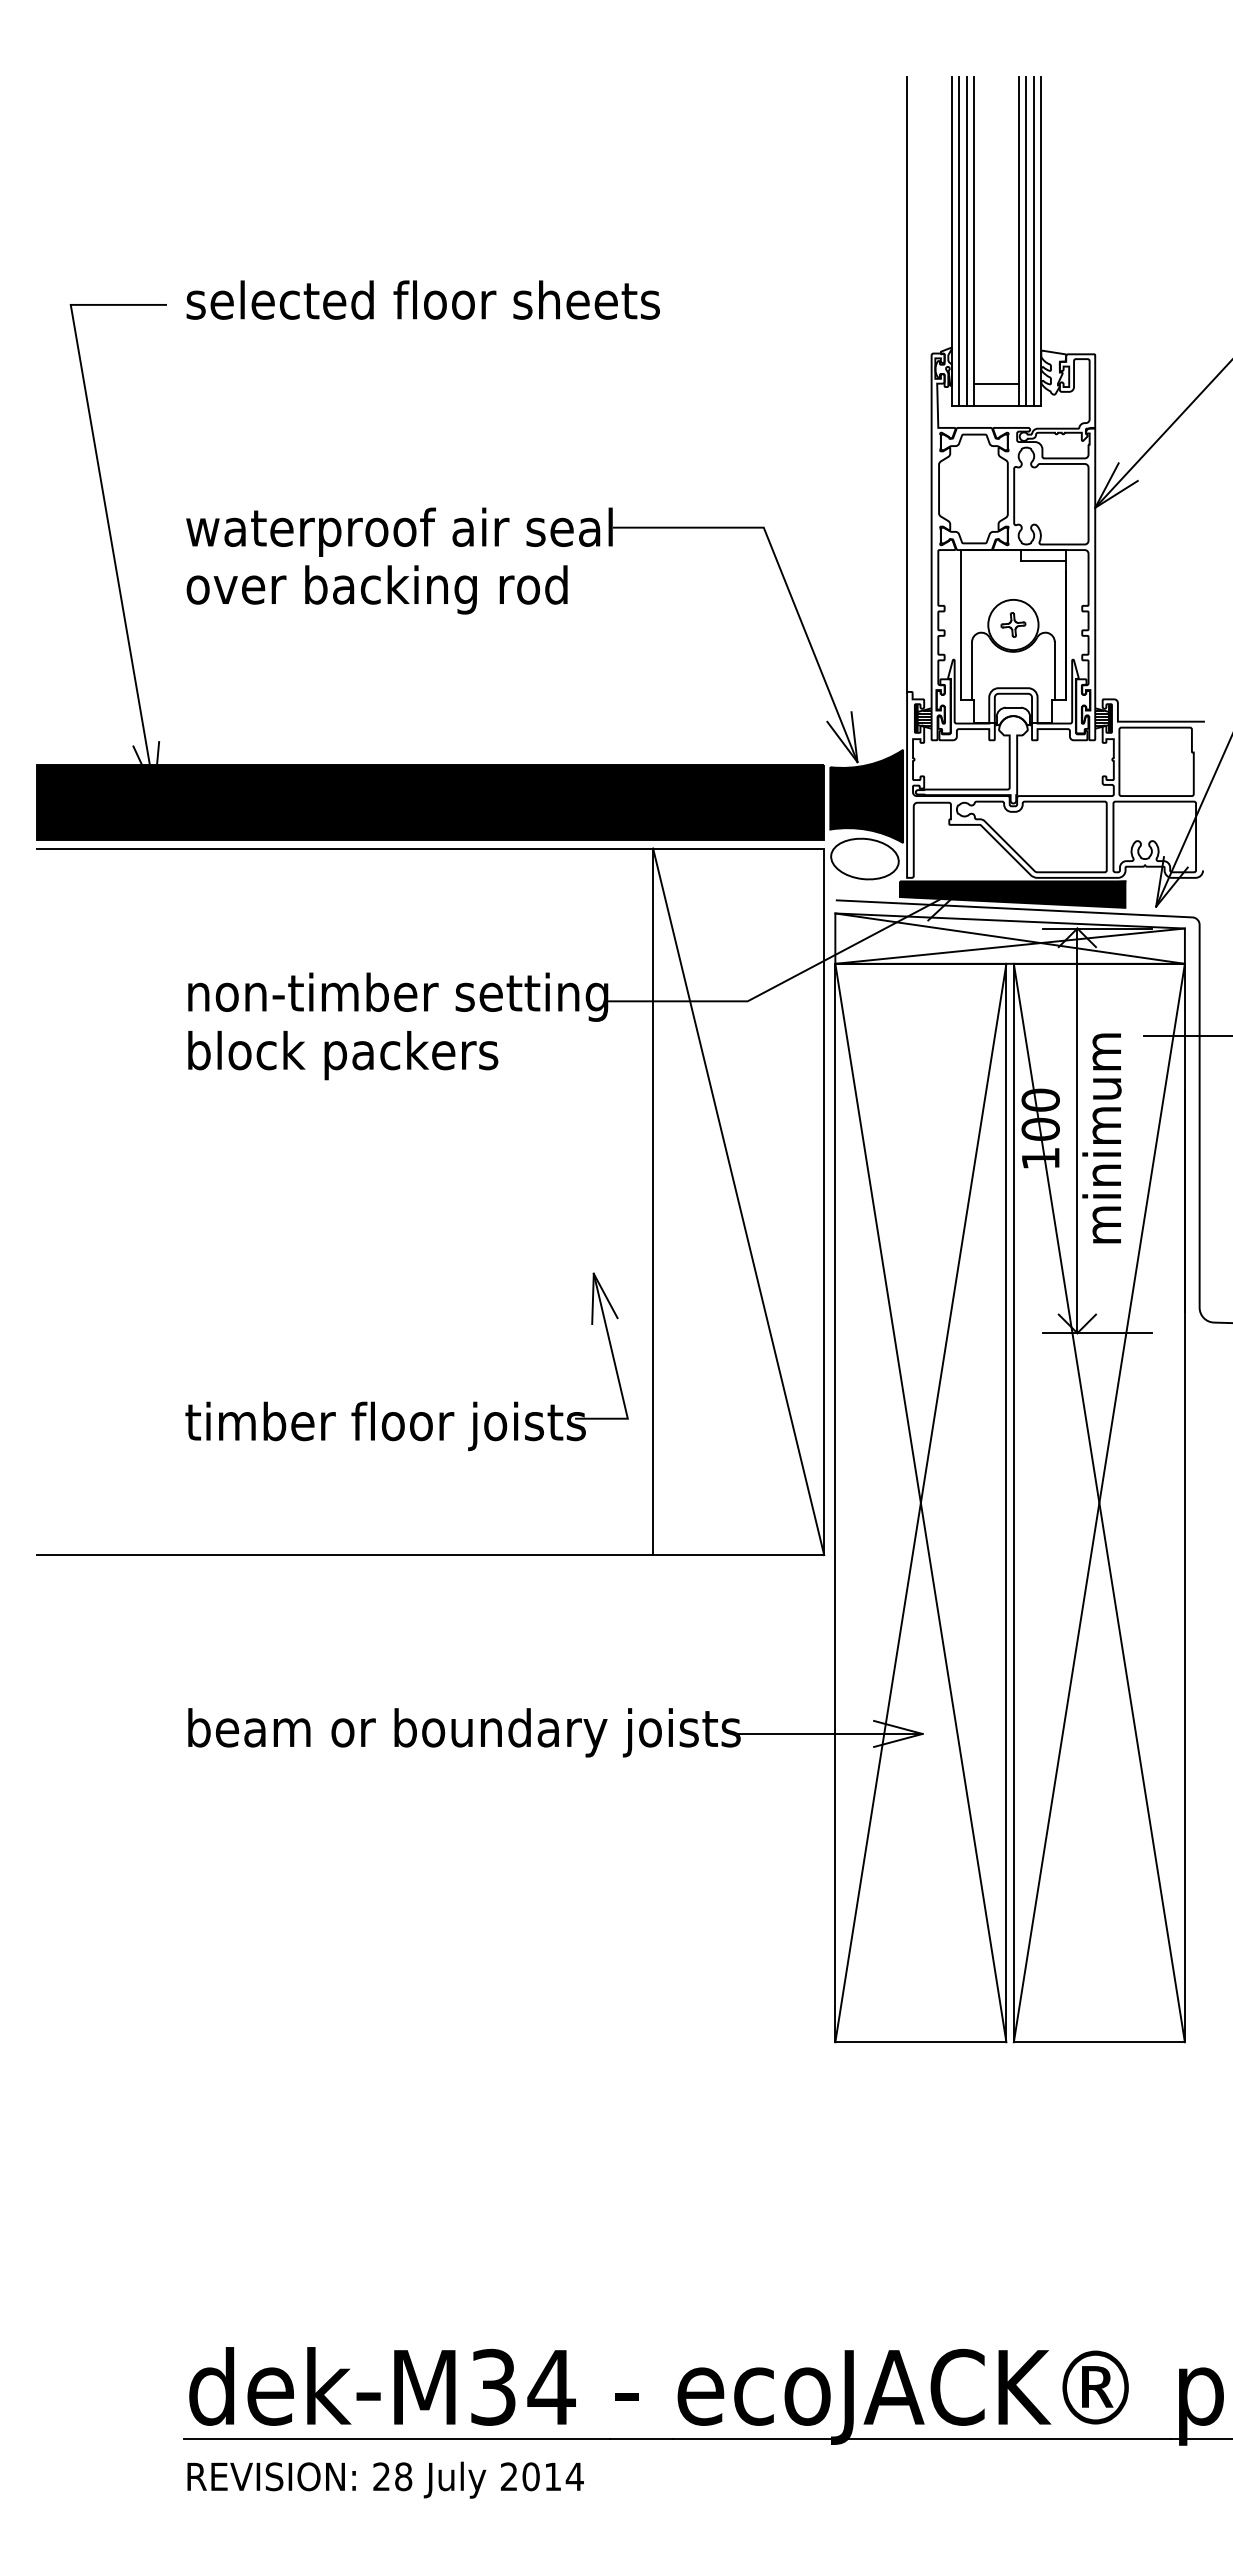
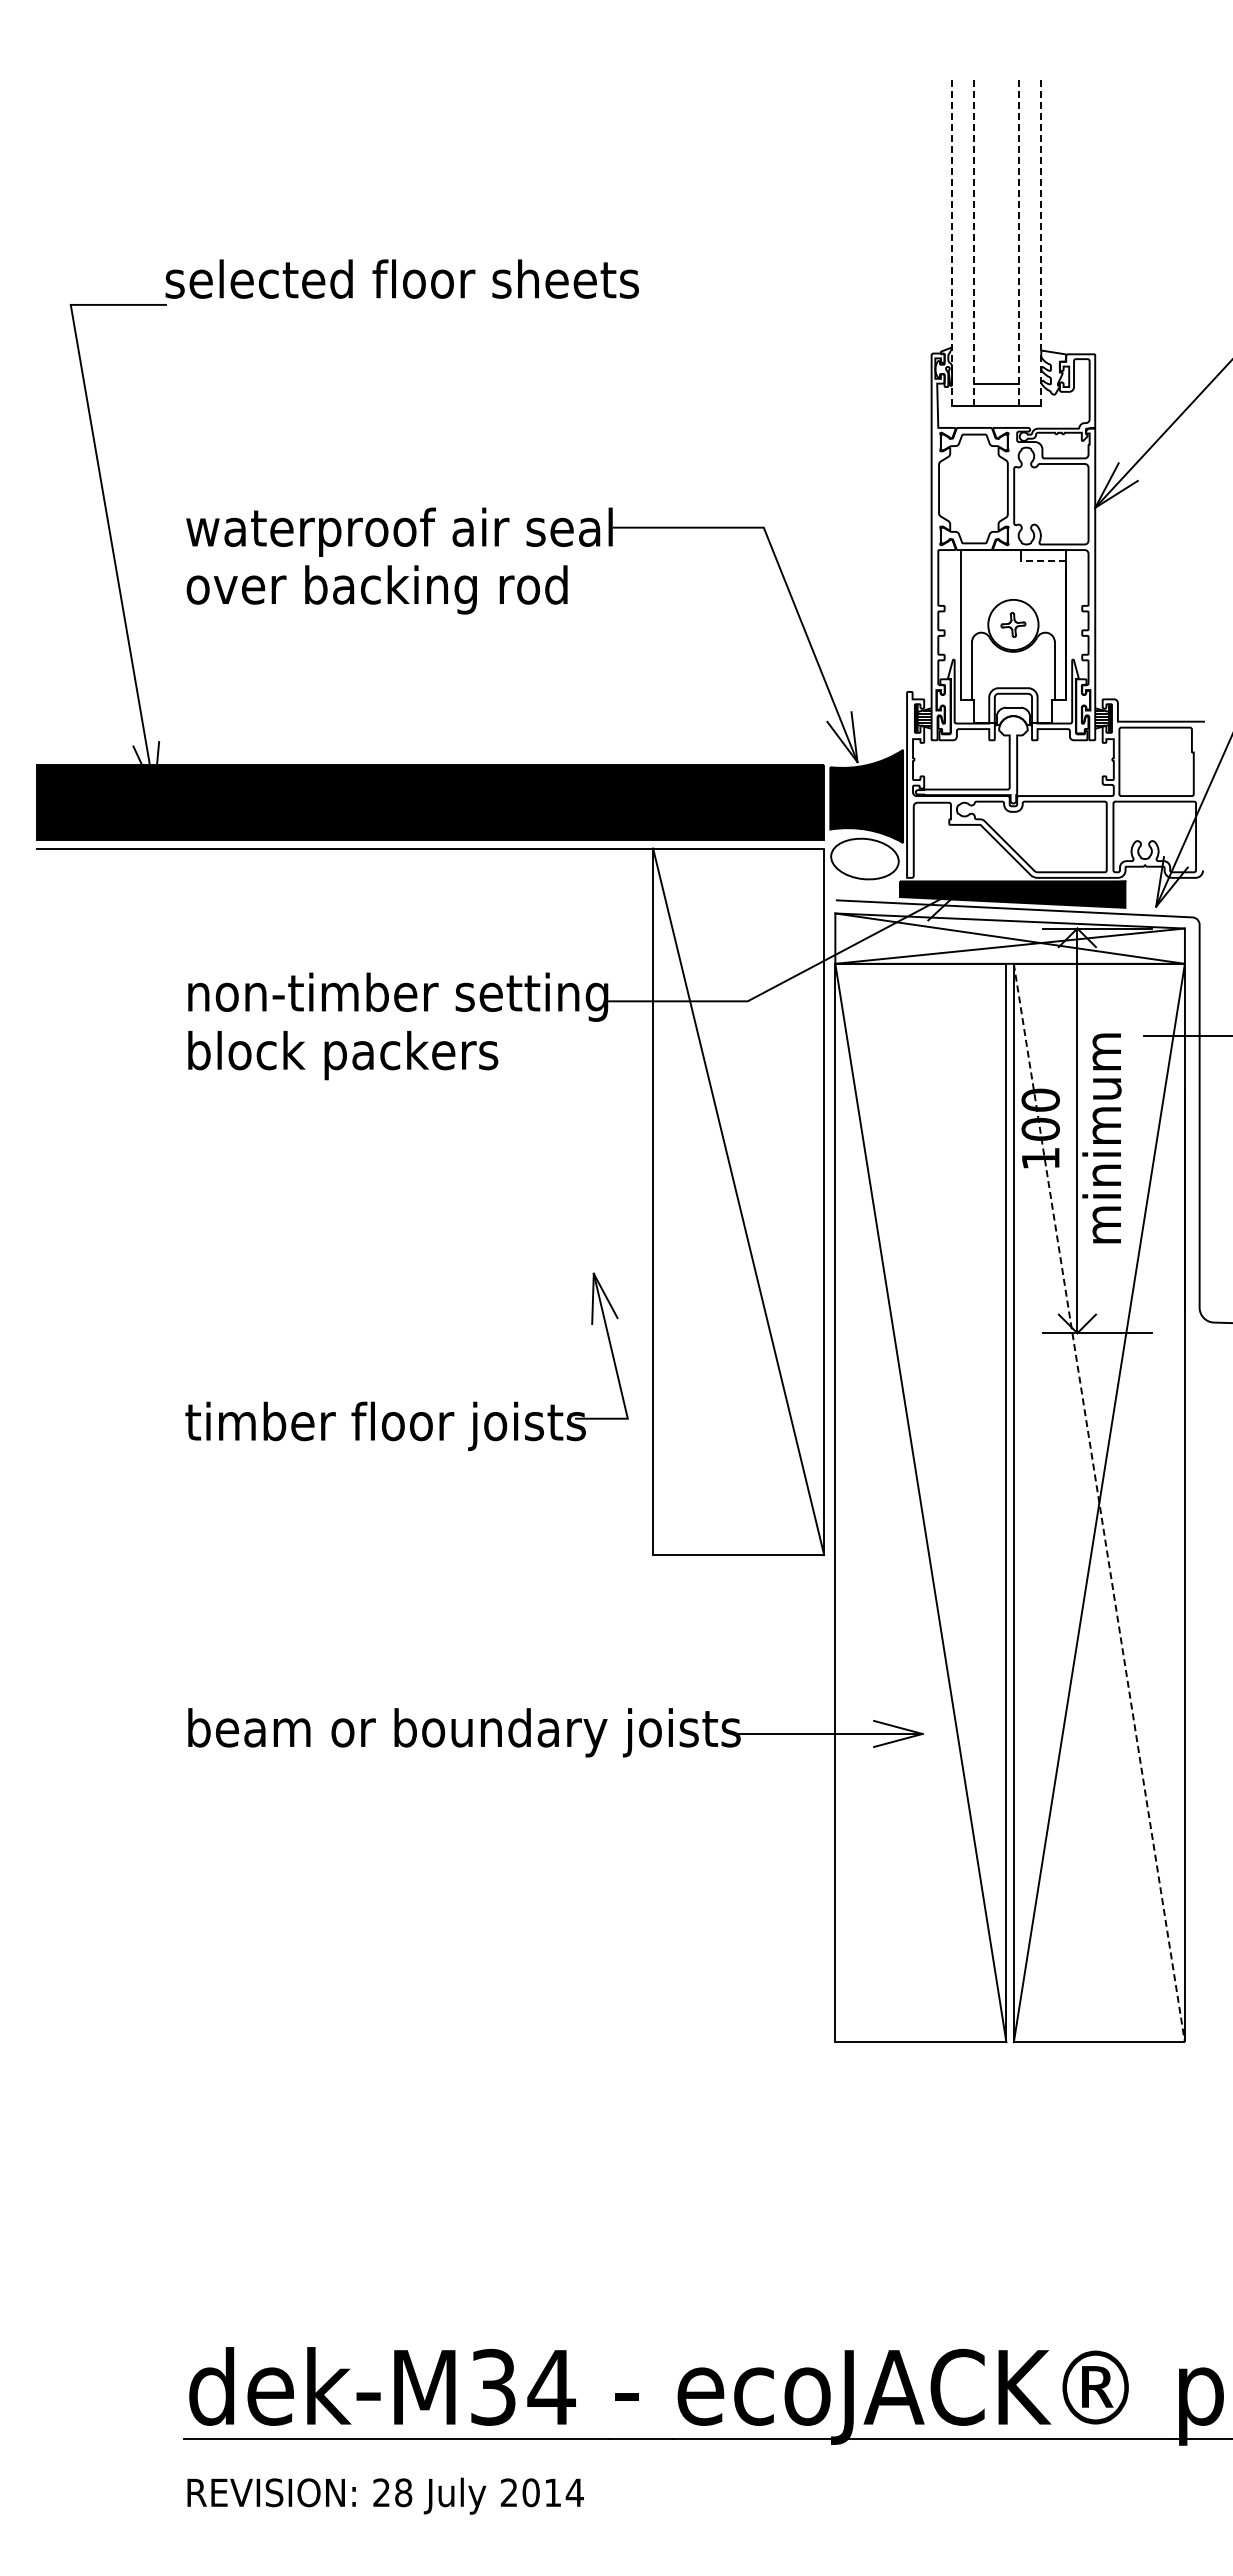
line: solid -> dashed (952, 241)
line: present -> none (959, 241)
line: present -> none (966, 241)
line: solid -> dashed (974, 241)
line: solid -> dashed (1018, 241)
line: present -> none (1026, 241)
line: present -> none (1033, 241)
line: solid -> dashed (1041, 241)
text position: (422, 299) -> (401, 278) (401, 278)
line: present -> none (907, 384)
line: solid -> dashed (1043, 561)
line: present -> none (920, 1502)
line: solid -> dashed (1099, 1503)
line: present -> none (344, 1555)
text position: (385, 2479) -> (385, 2495) (385, 2495)
